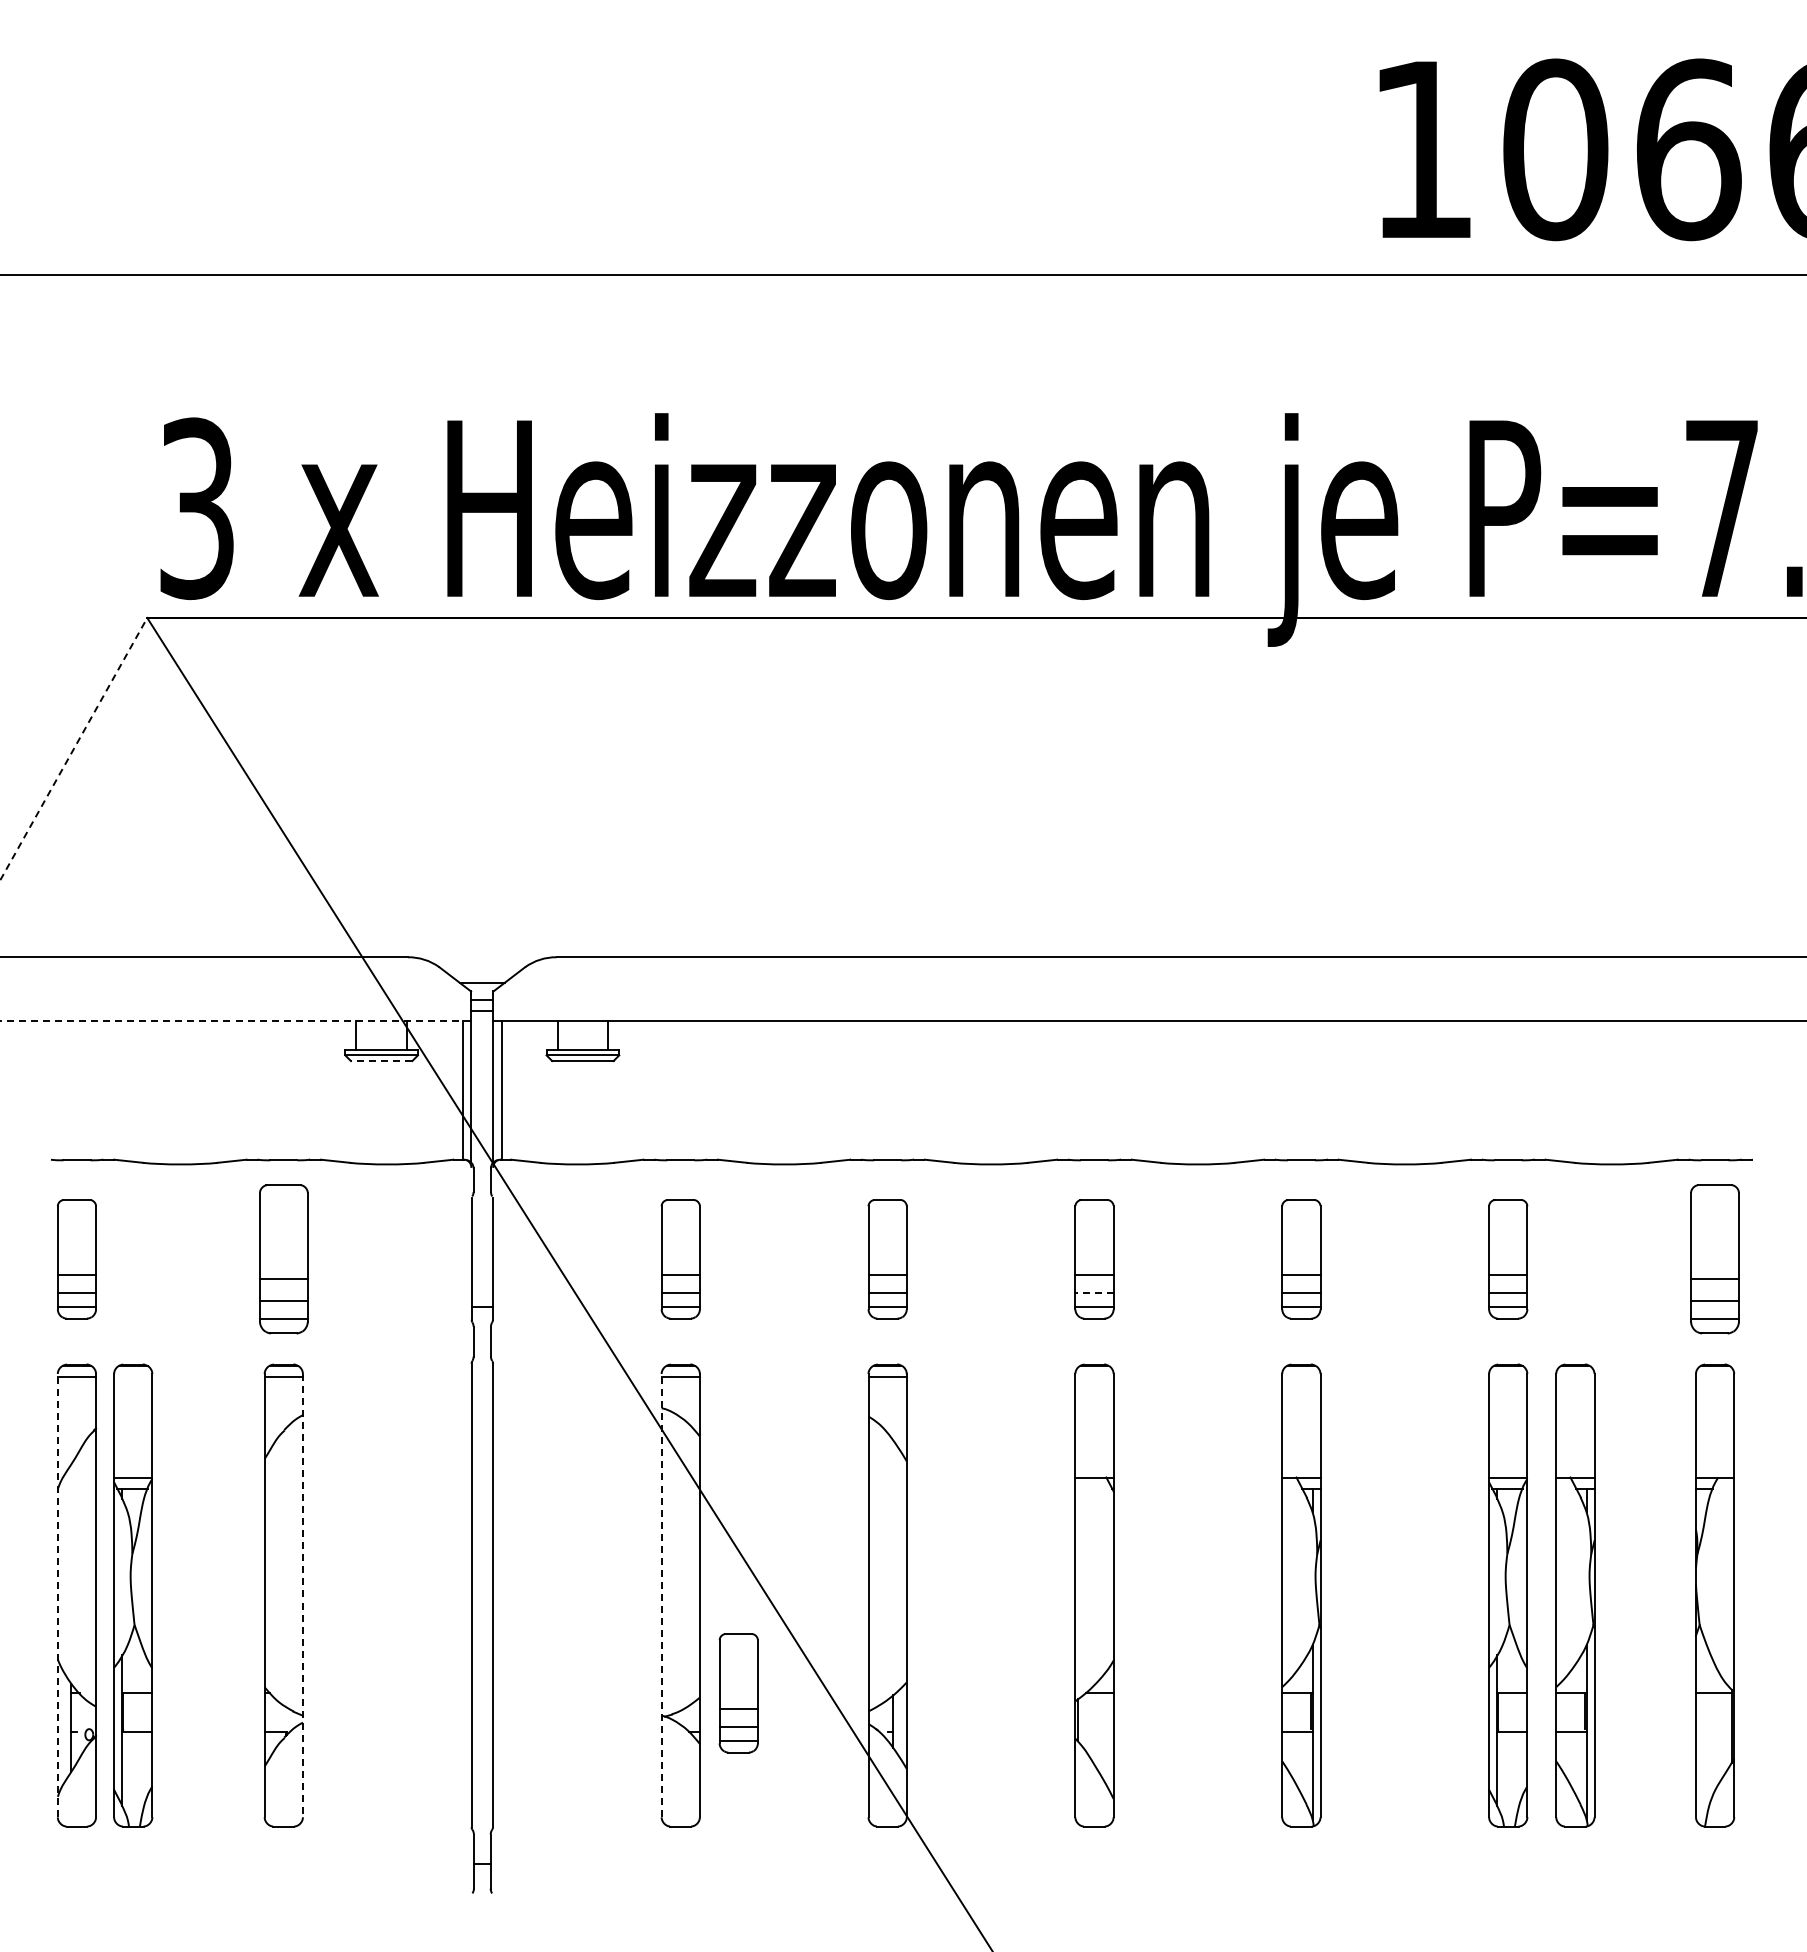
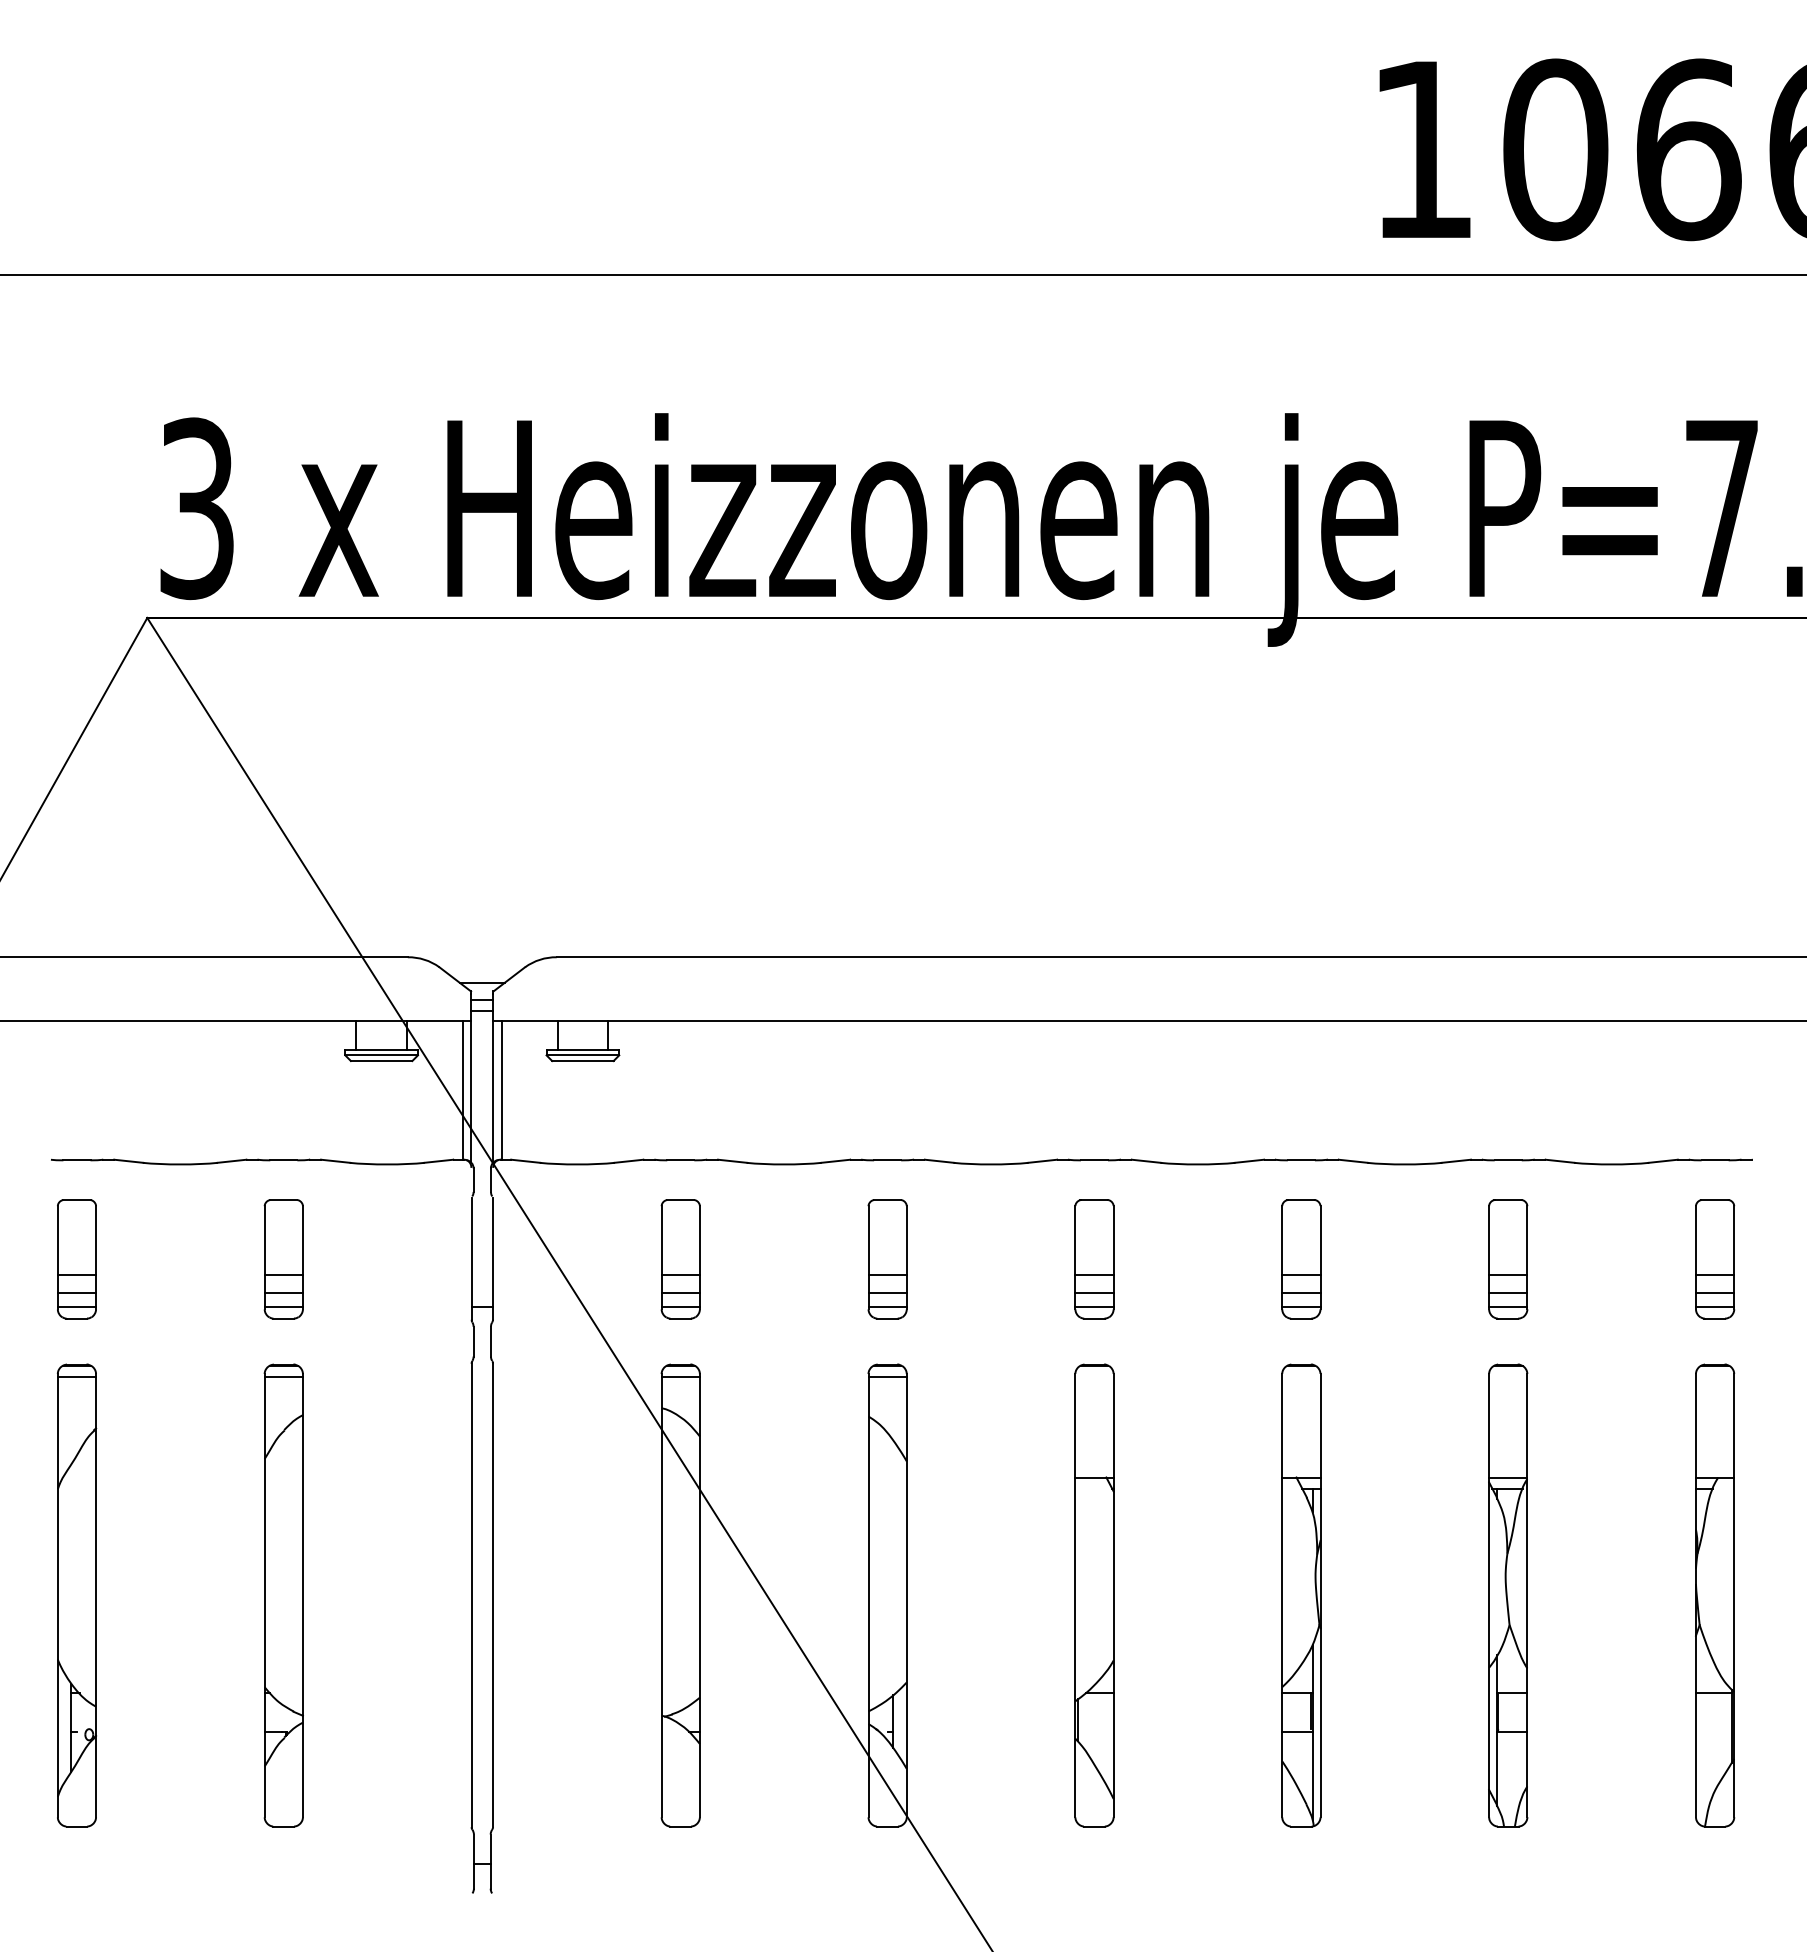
line: dashed -> solid (74, 748)
line: dashed -> solid (235, 1021)
line: dashed -> solid (381, 1061)
part size: 50x151 px -> 41x121 px (283, 1259)
part size: 50x151 px -> 41x121 px (1715, 1259)
line: dashed -> solid (1094, 1292)
line: dashed -> solid (57, 1595)
part: present -> none (133, 1595)
line: dashed -> solid (302, 1595)
line: dashed -> solid (661, 1595)
part: present -> none (1575, 1595)
part: present -> none (738, 1693)
